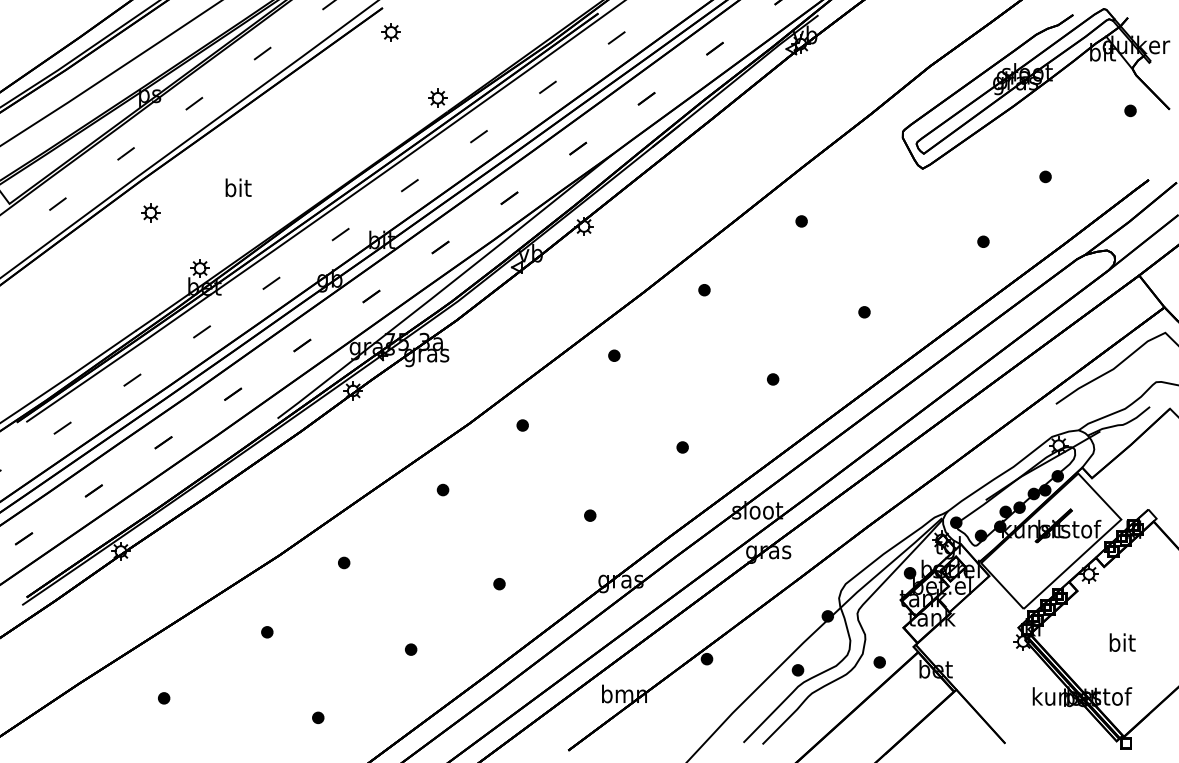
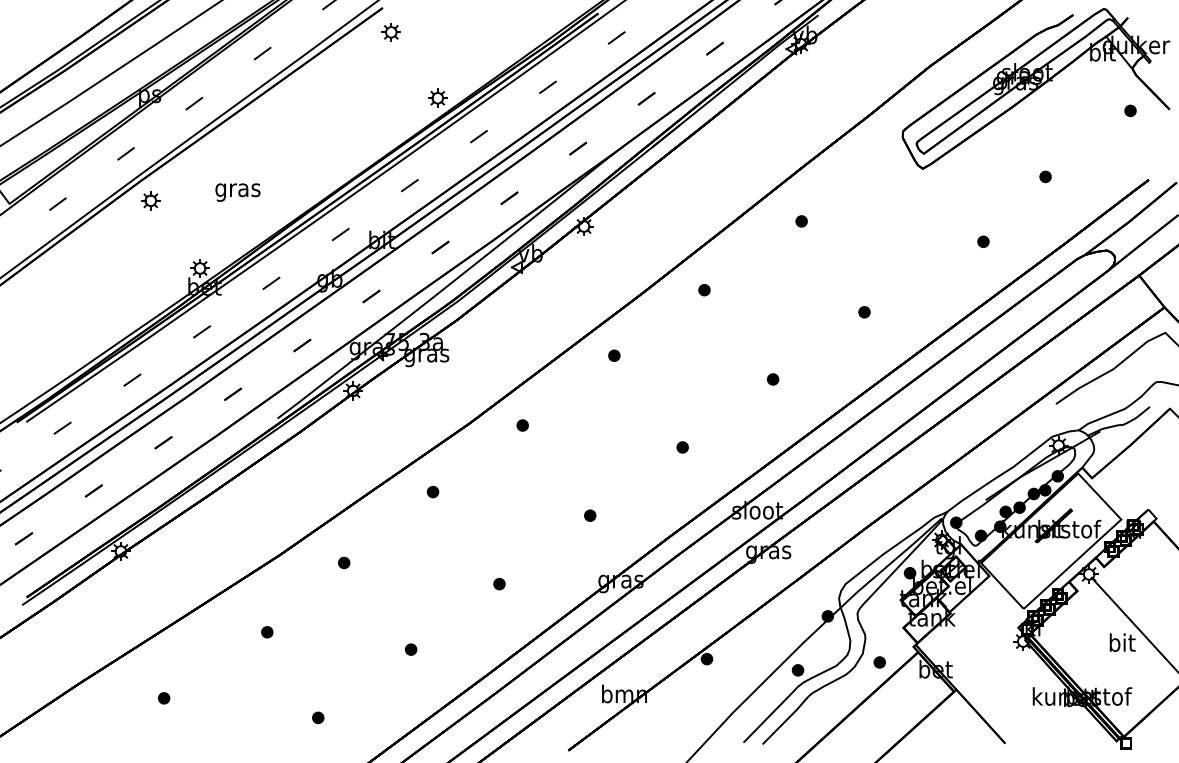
text: bit -> gras (237, 189)
part position: (150, 212) -> (150, 200) (150, 200)
part position: (442, 489) -> (432, 491) (432, 491)
line: none -> present (1133, 623)
